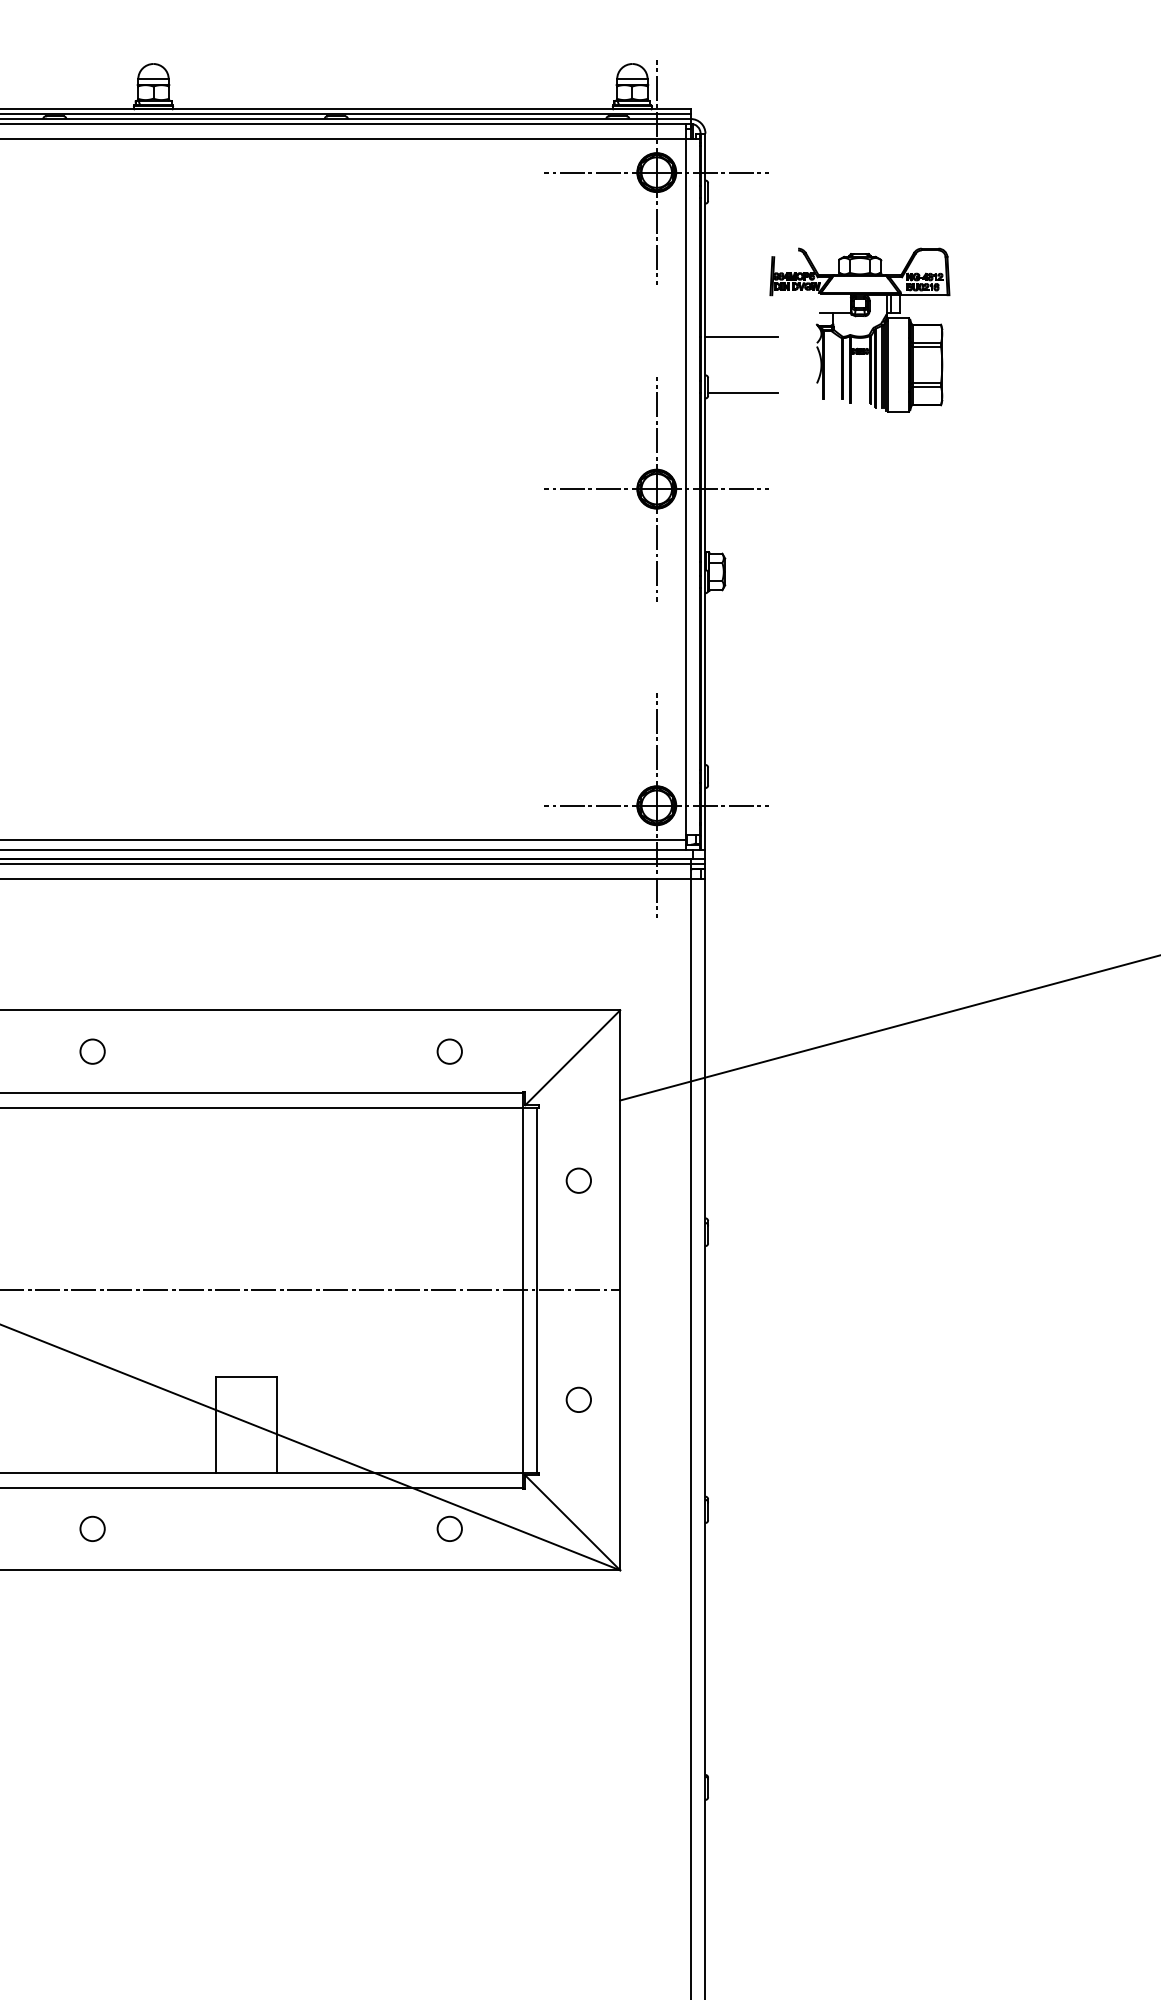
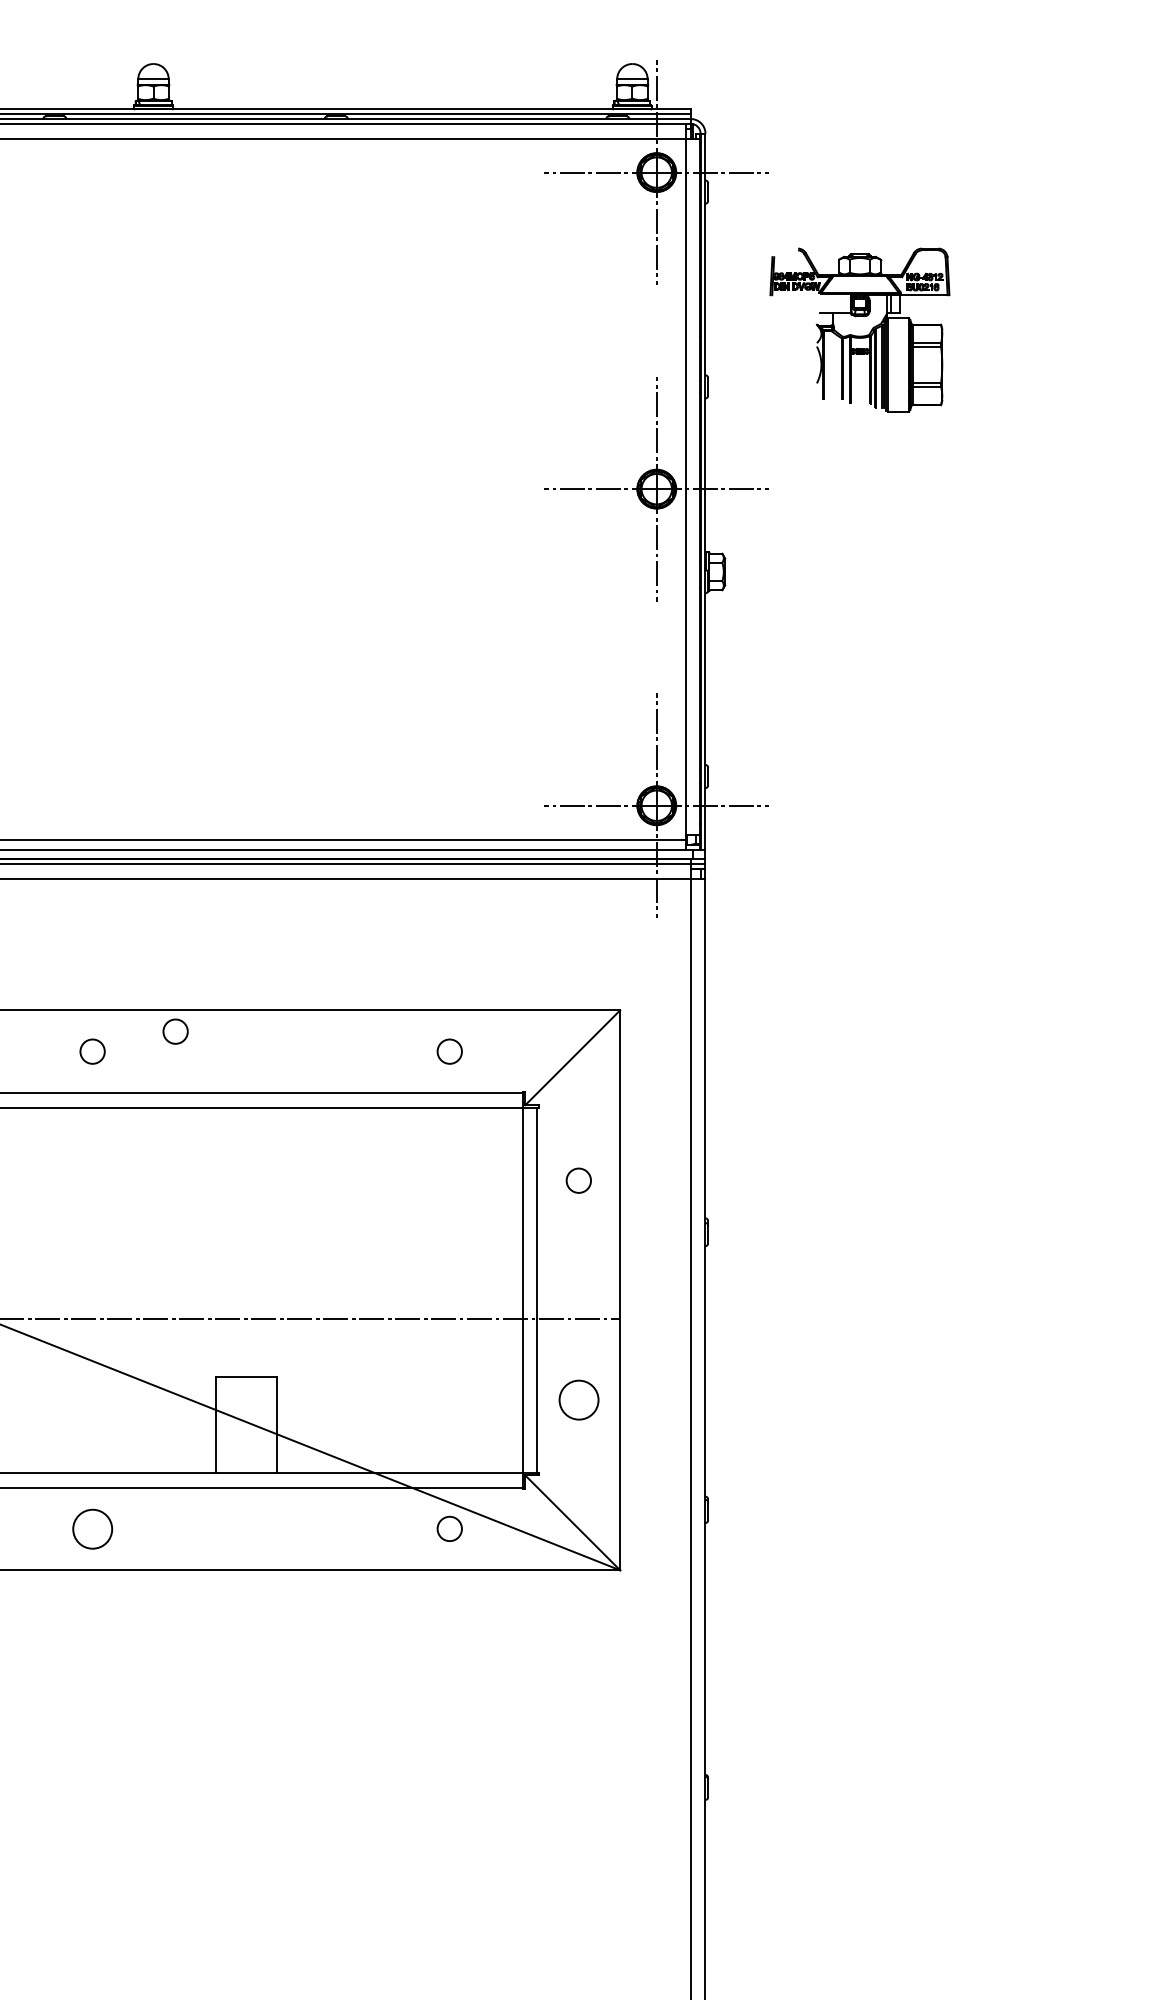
line: present -> none (741, 337)
line: present -> none (742, 392)
line: present -> none (888, 1028)
circle: none -> present (175, 1031)
line position: (311, 1290) -> (311, 1319) (311, 1319)
circle size: 27x27 px -> 42x42 px (578, 1399)
circle size: 27x27 px -> 42x42 px (92, 1528)
